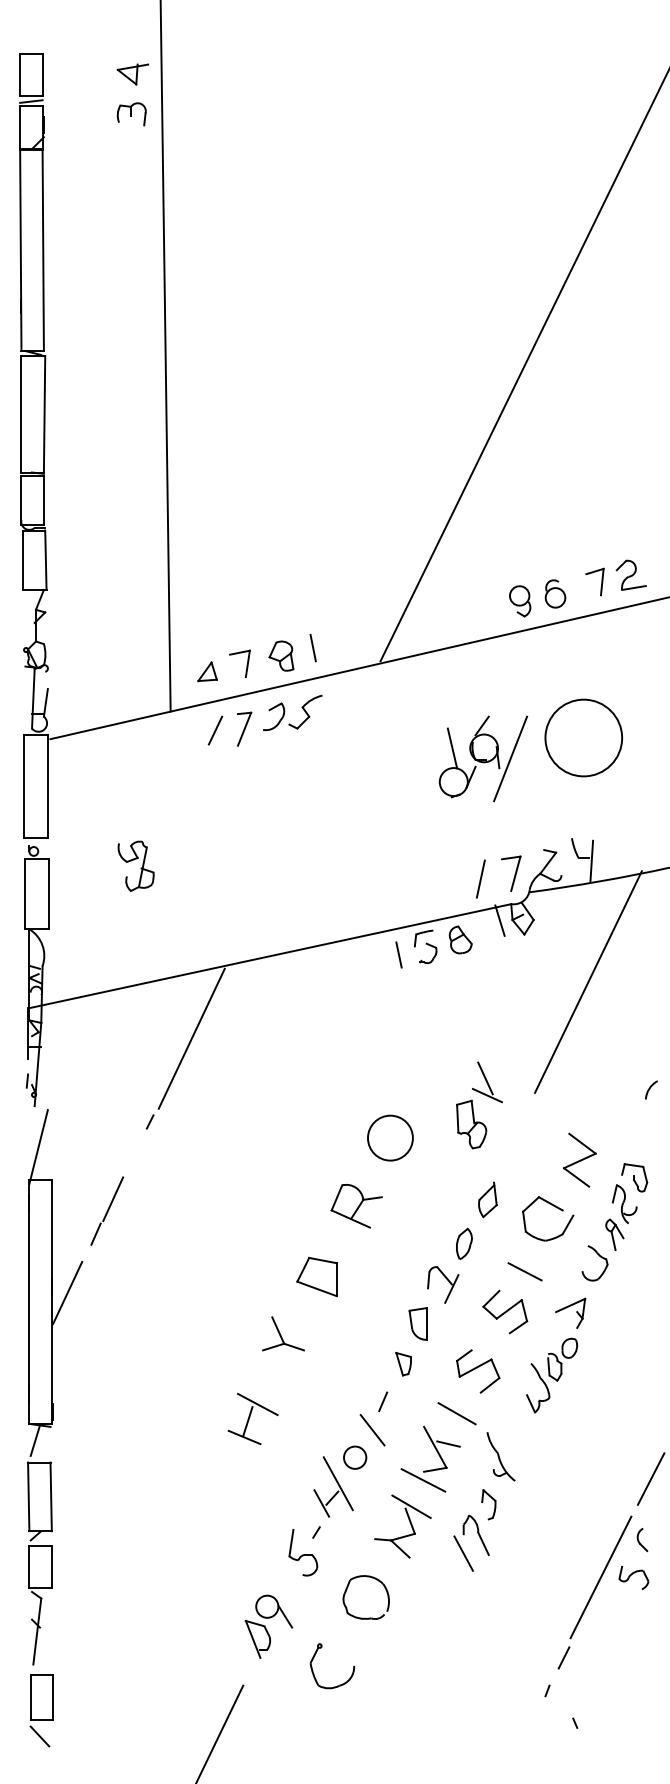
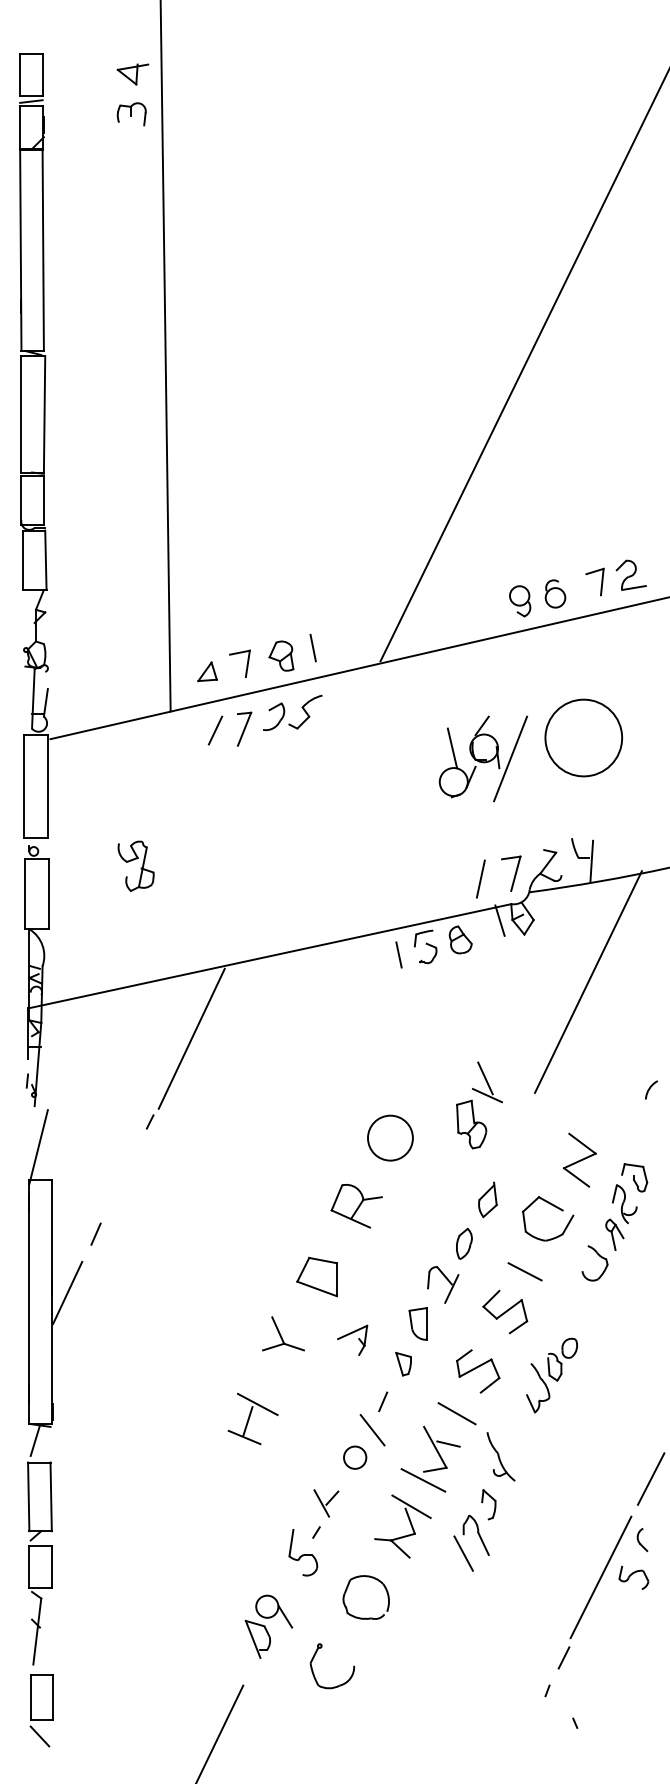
line: present -> none (113, 1198)
part position: (570, 1312) -> (352, 1339) (352, 1339)
line: present -> none (337, 1483)
